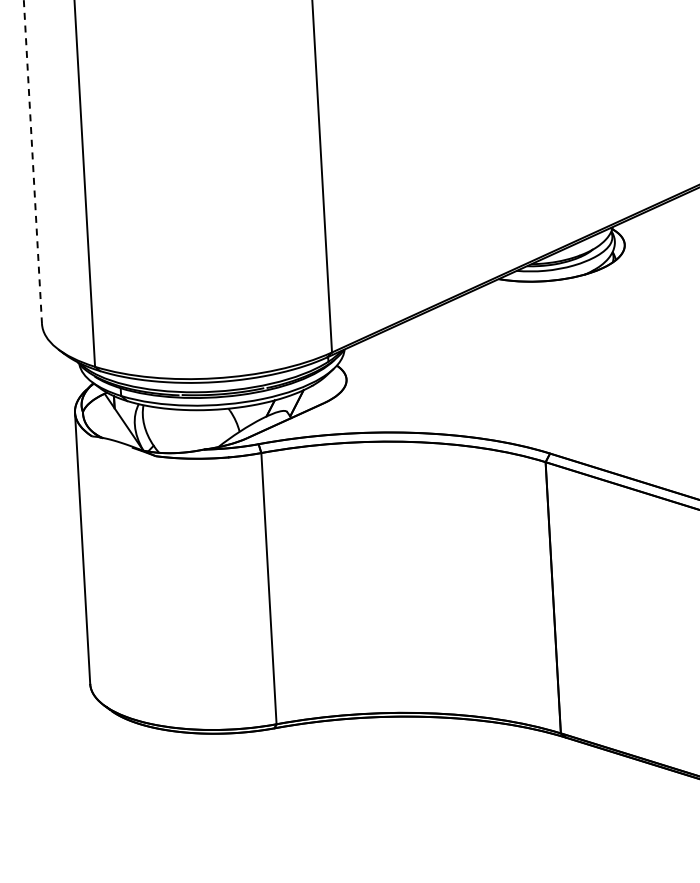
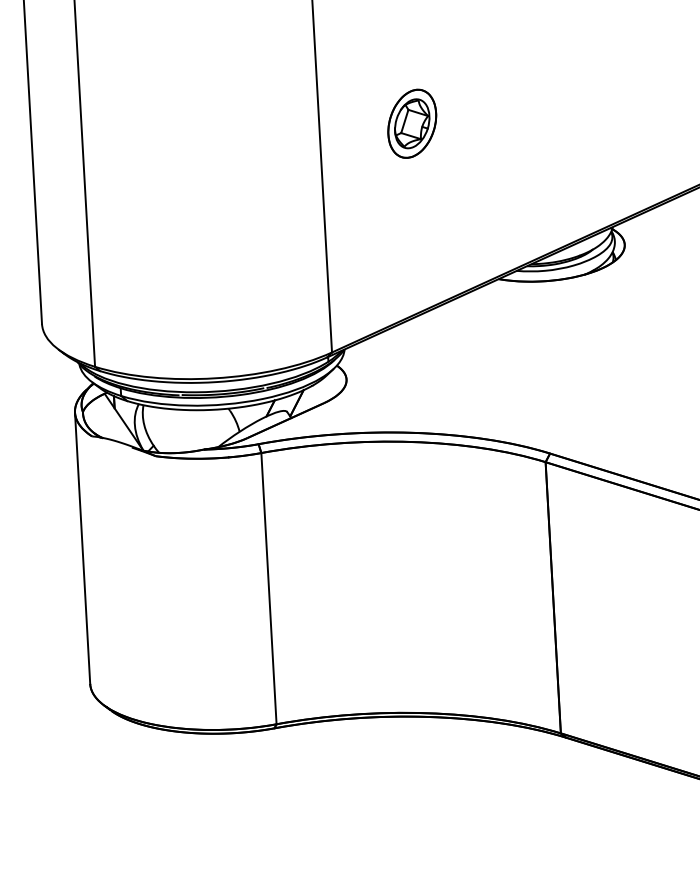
part: none -> present (412, 123)
line: dashed -> solid (32, 162)
